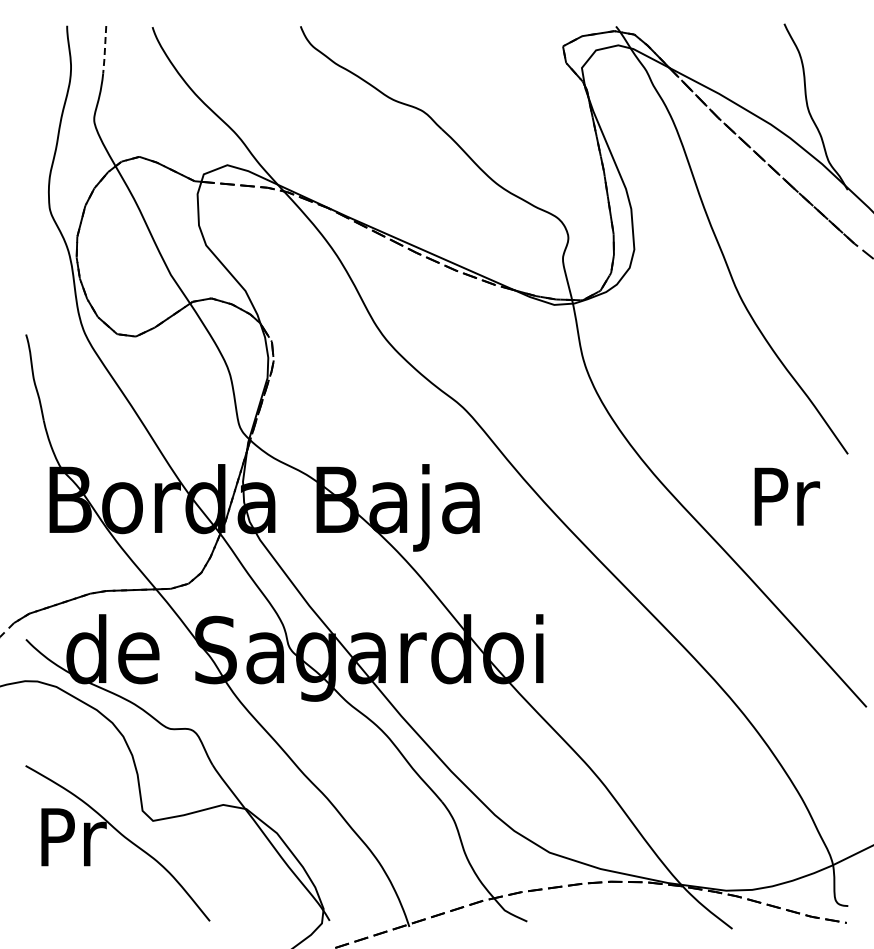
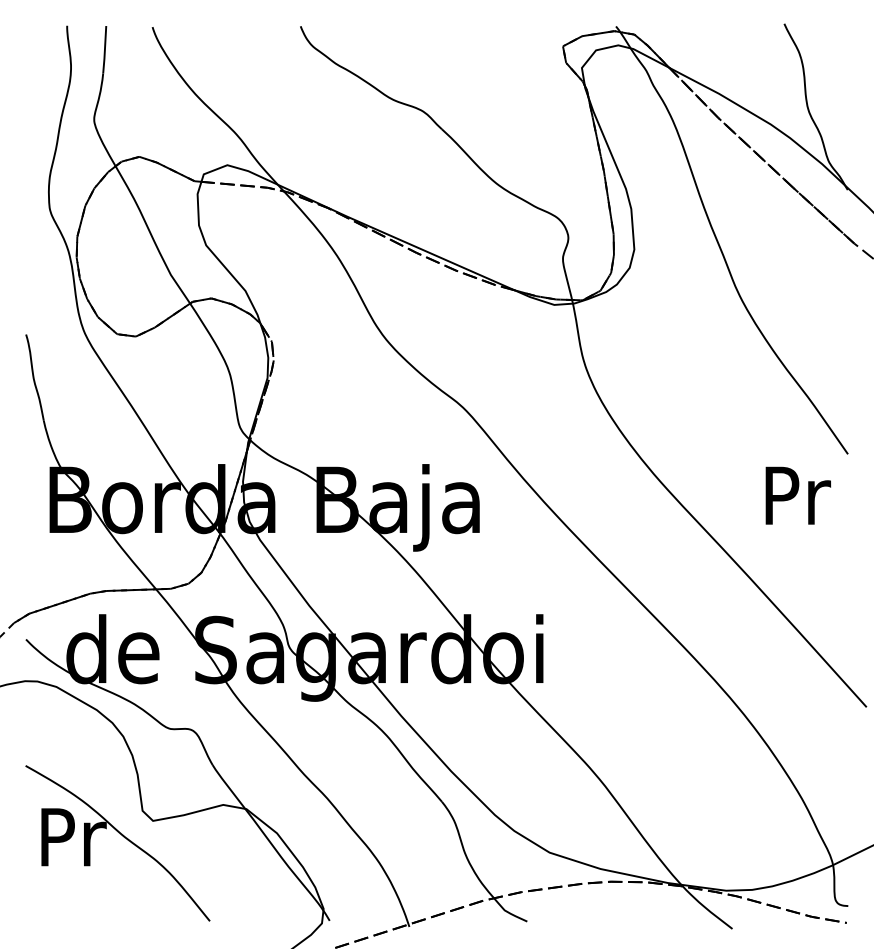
line: dashed -> solid (104, 50)
text position: (786, 496) -> (797, 495) (797, 495)
